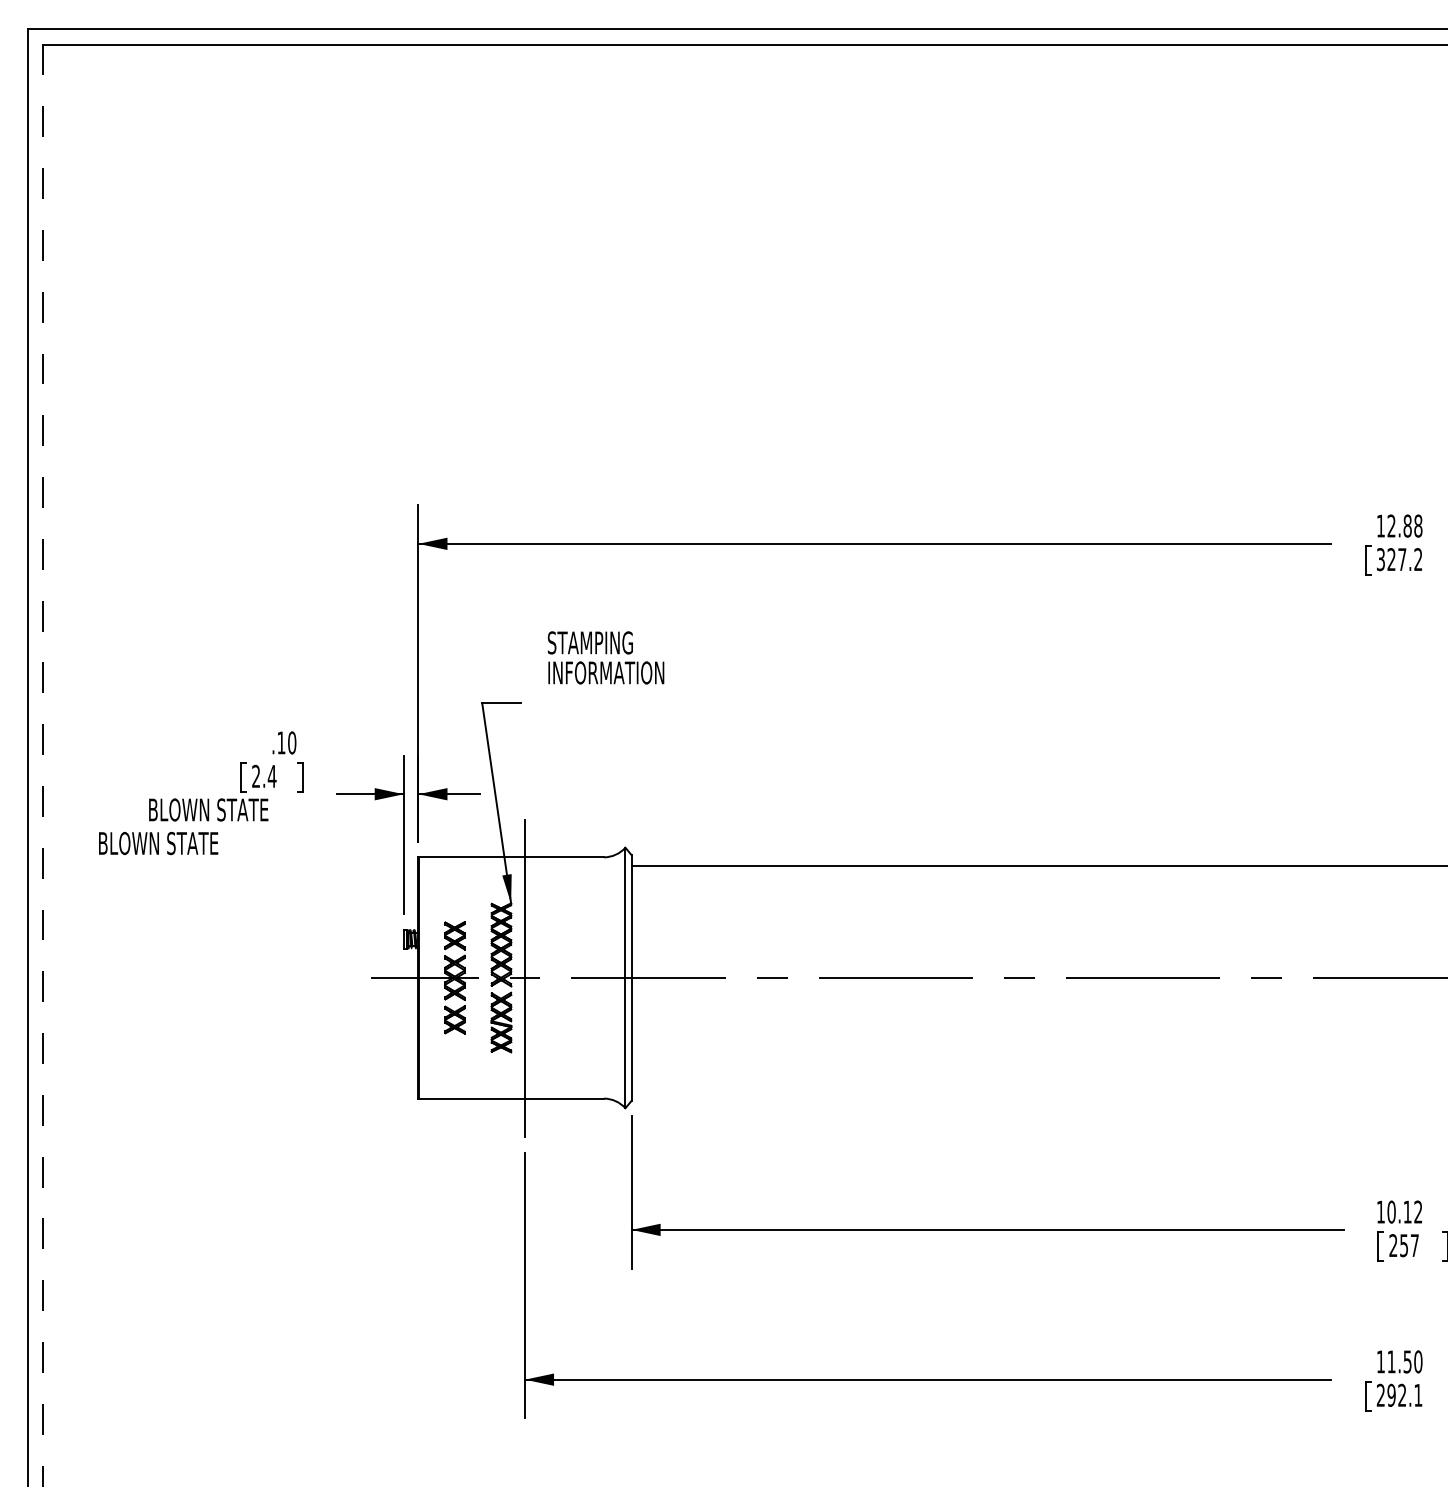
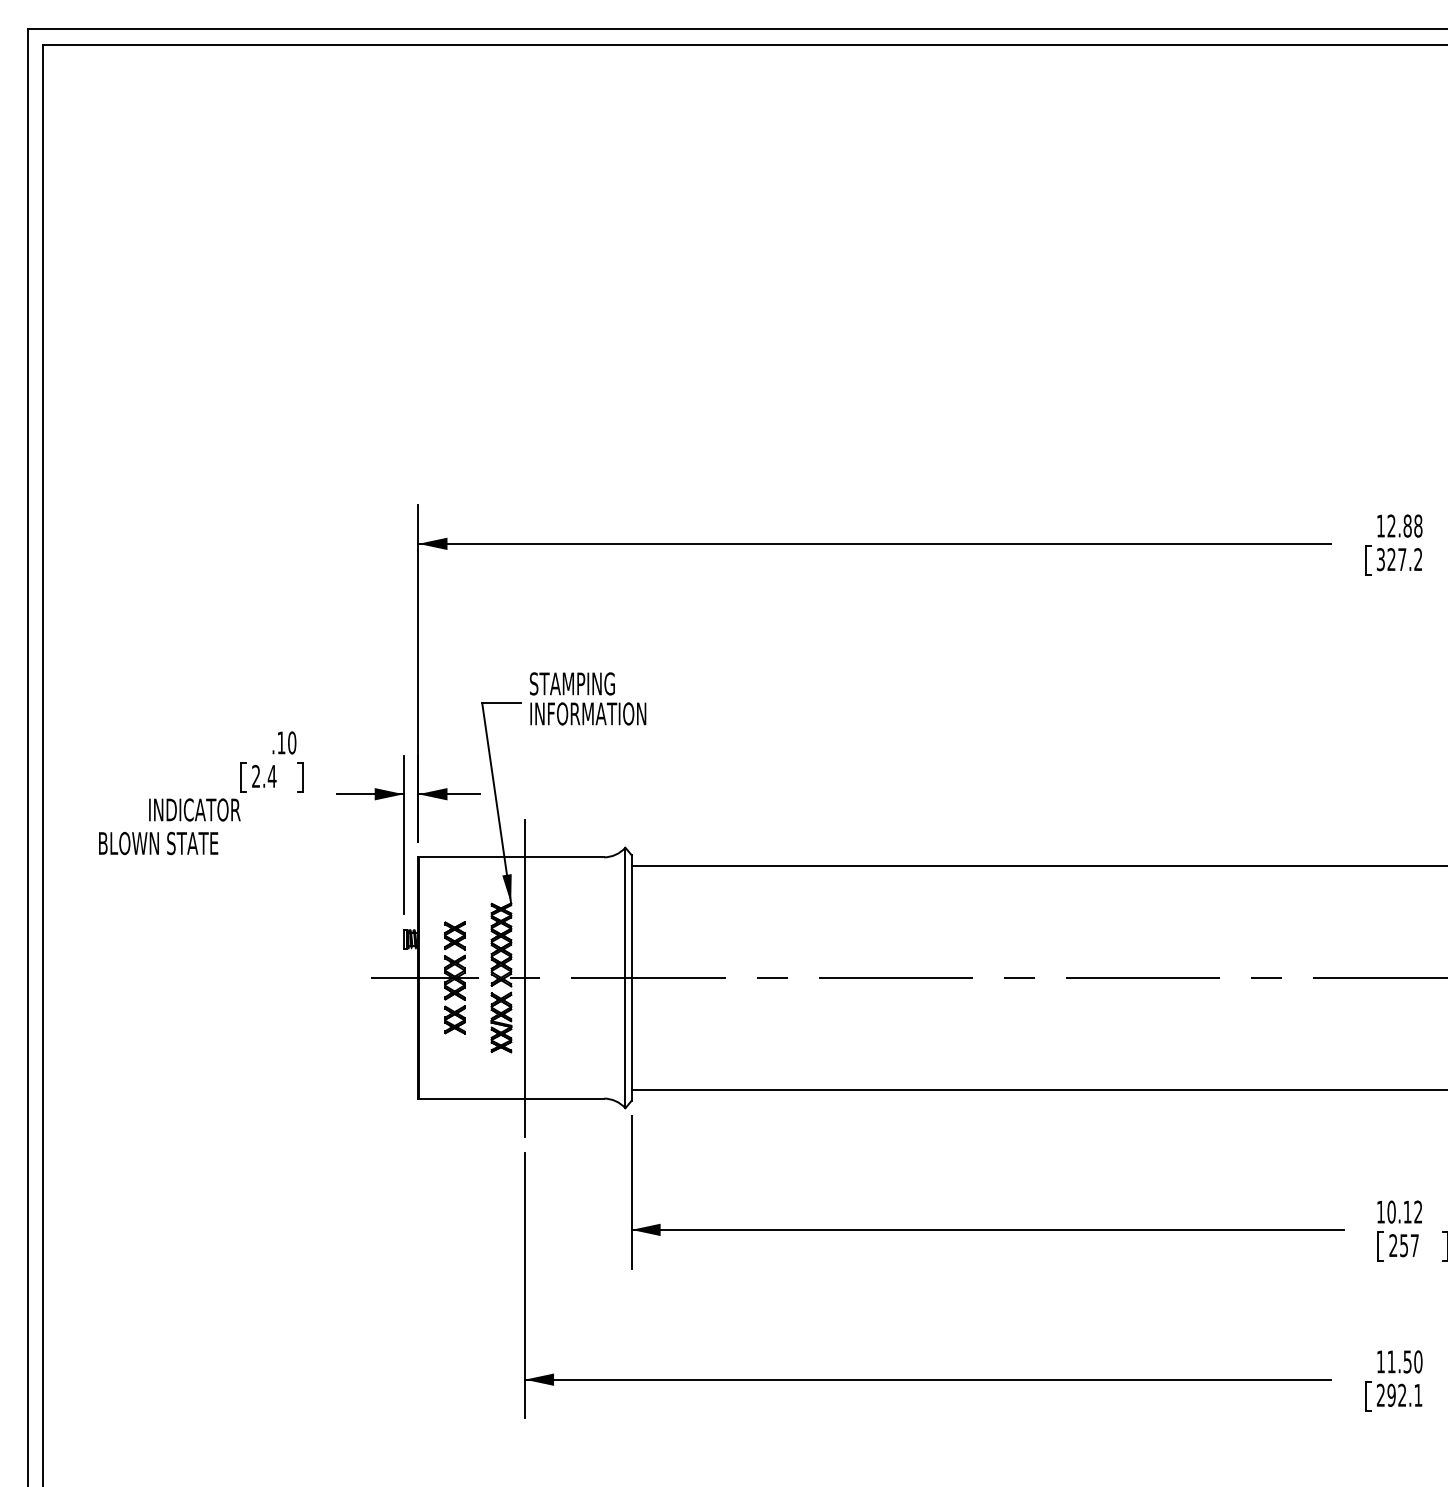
text position: (605, 657) -> (587, 698) (587, 698)
line: dashed -> solid (43, 765)
text: BLOWN STATE -> INDICATOR (209, 809)
line: none -> present (1037, 1089)
